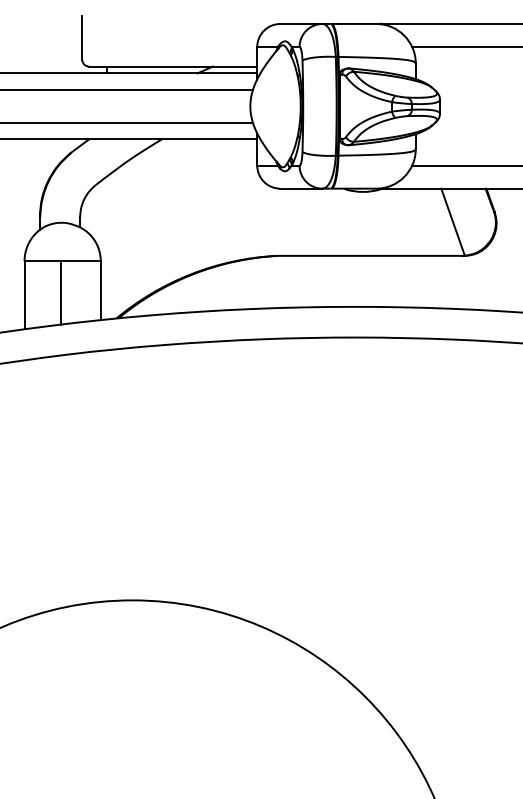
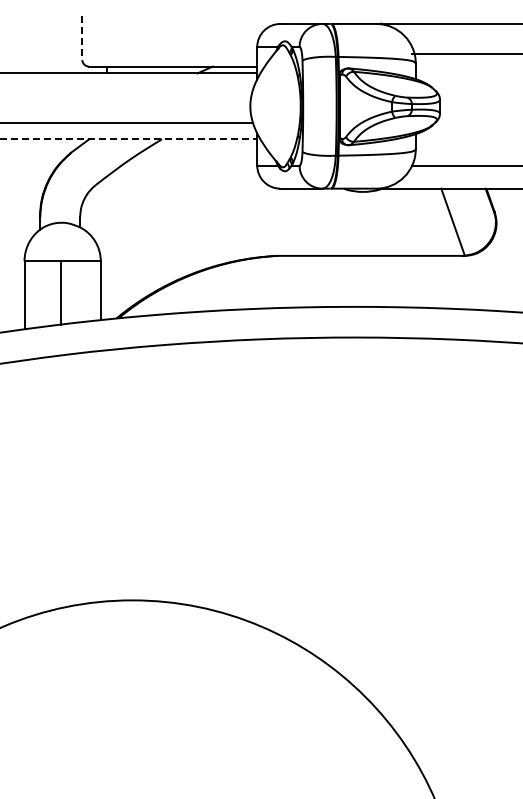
line: solid -> dashed (82, 38)
line position: (465, 47) -> (465, 54) (465, 54)
line: present -> none (127, 89)
line: solid -> dashed (129, 139)
